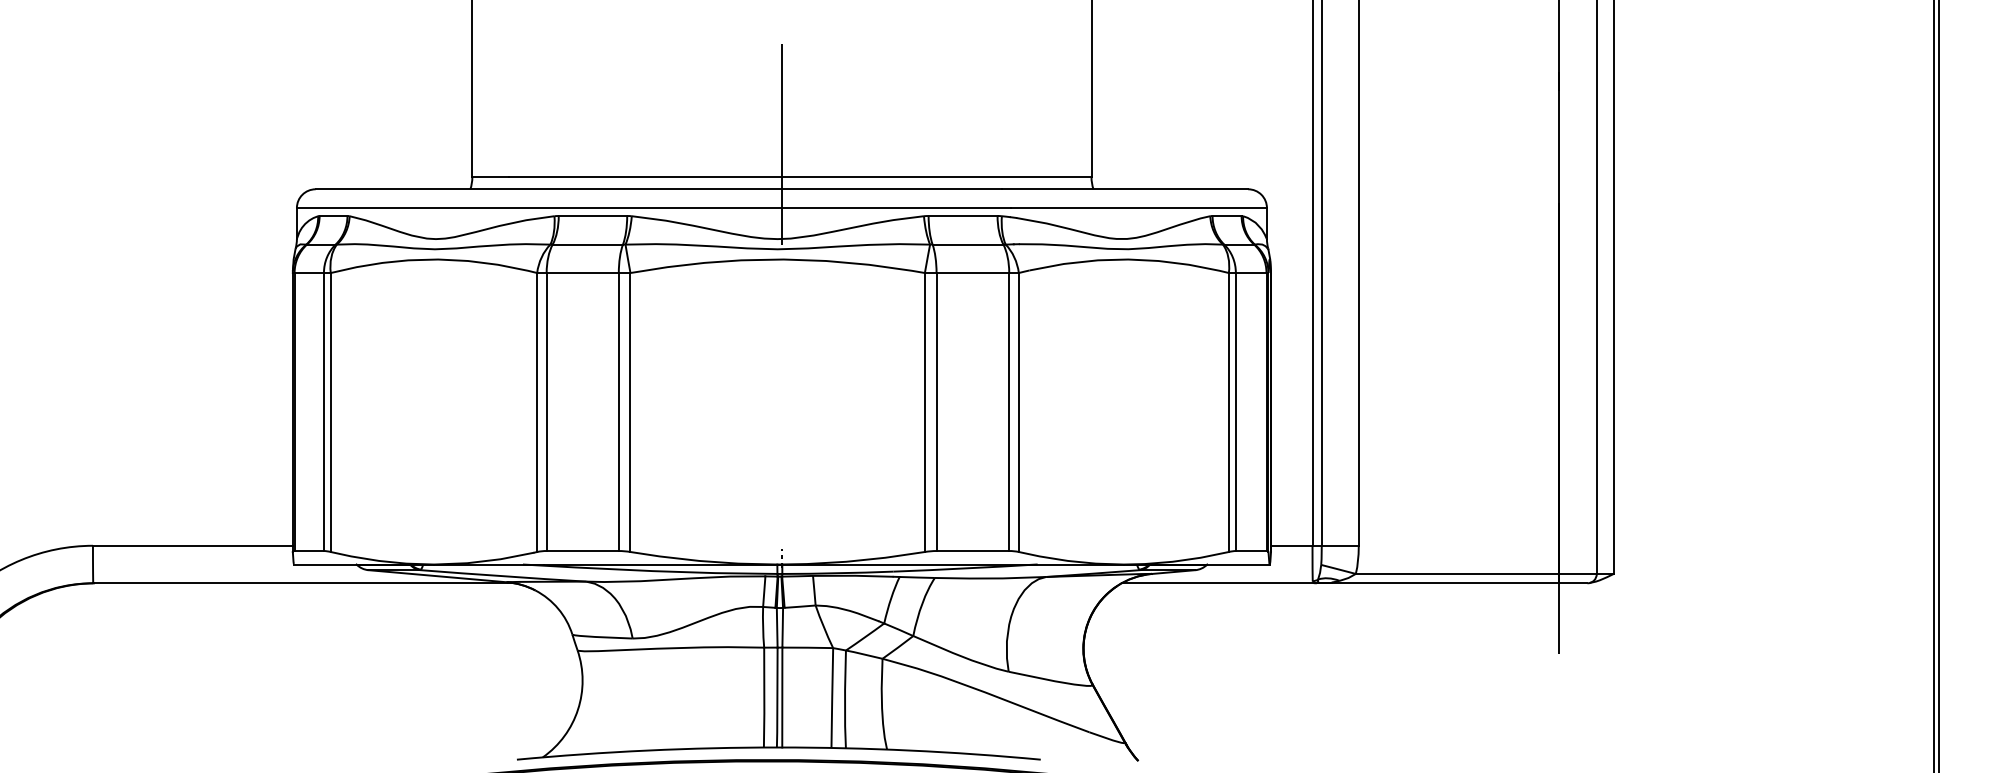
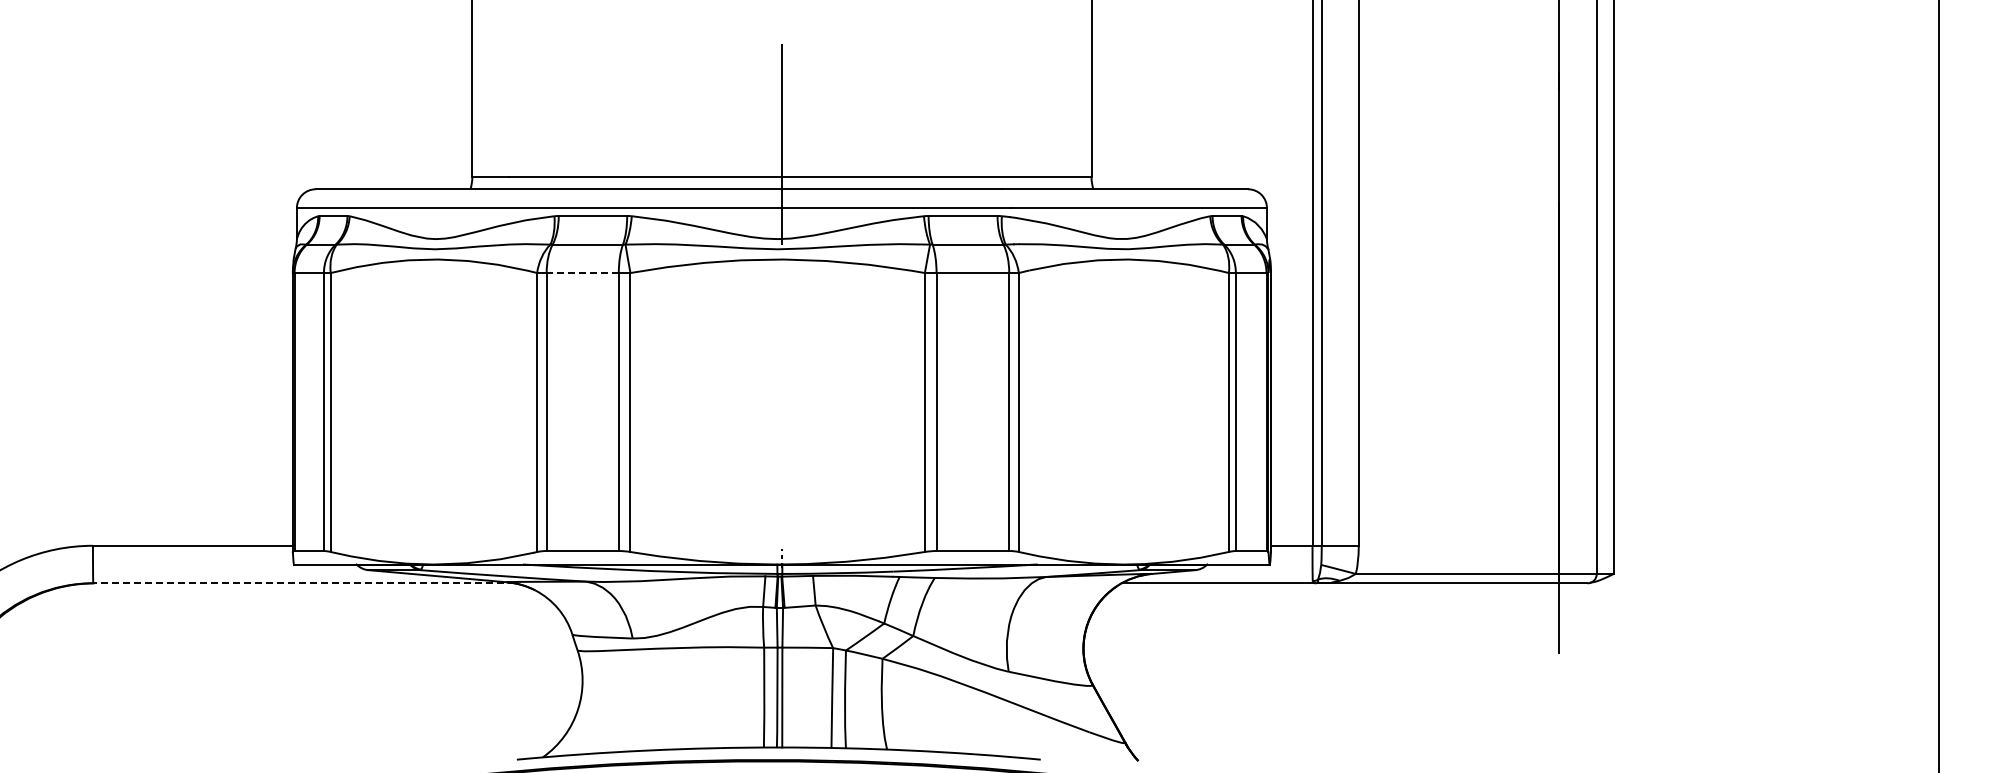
line: solid -> dashed (582, 273)
line: present -> none (1933, 385)
line: solid -> dashed (303, 583)
